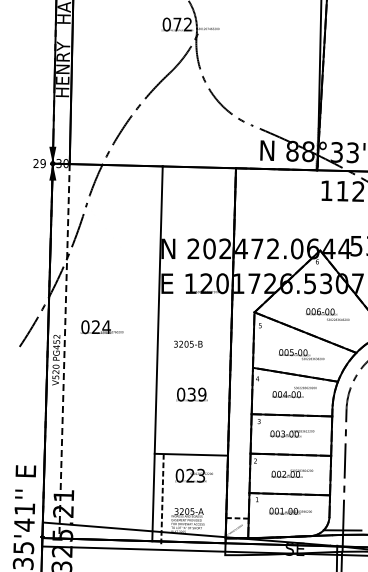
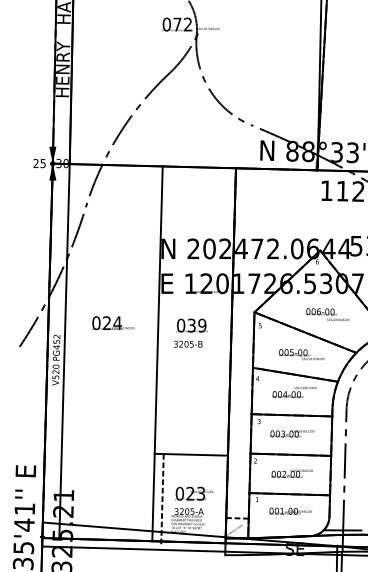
text: 29 -> 25 (42, 163)
text position: (101, 327) -> (112, 323) (112, 323)
line: dashed -> solid (64, 351)
text position: (191, 394) -> (191, 325) (191, 325)
text position: (193, 475) -> (193, 493) (193, 493)
